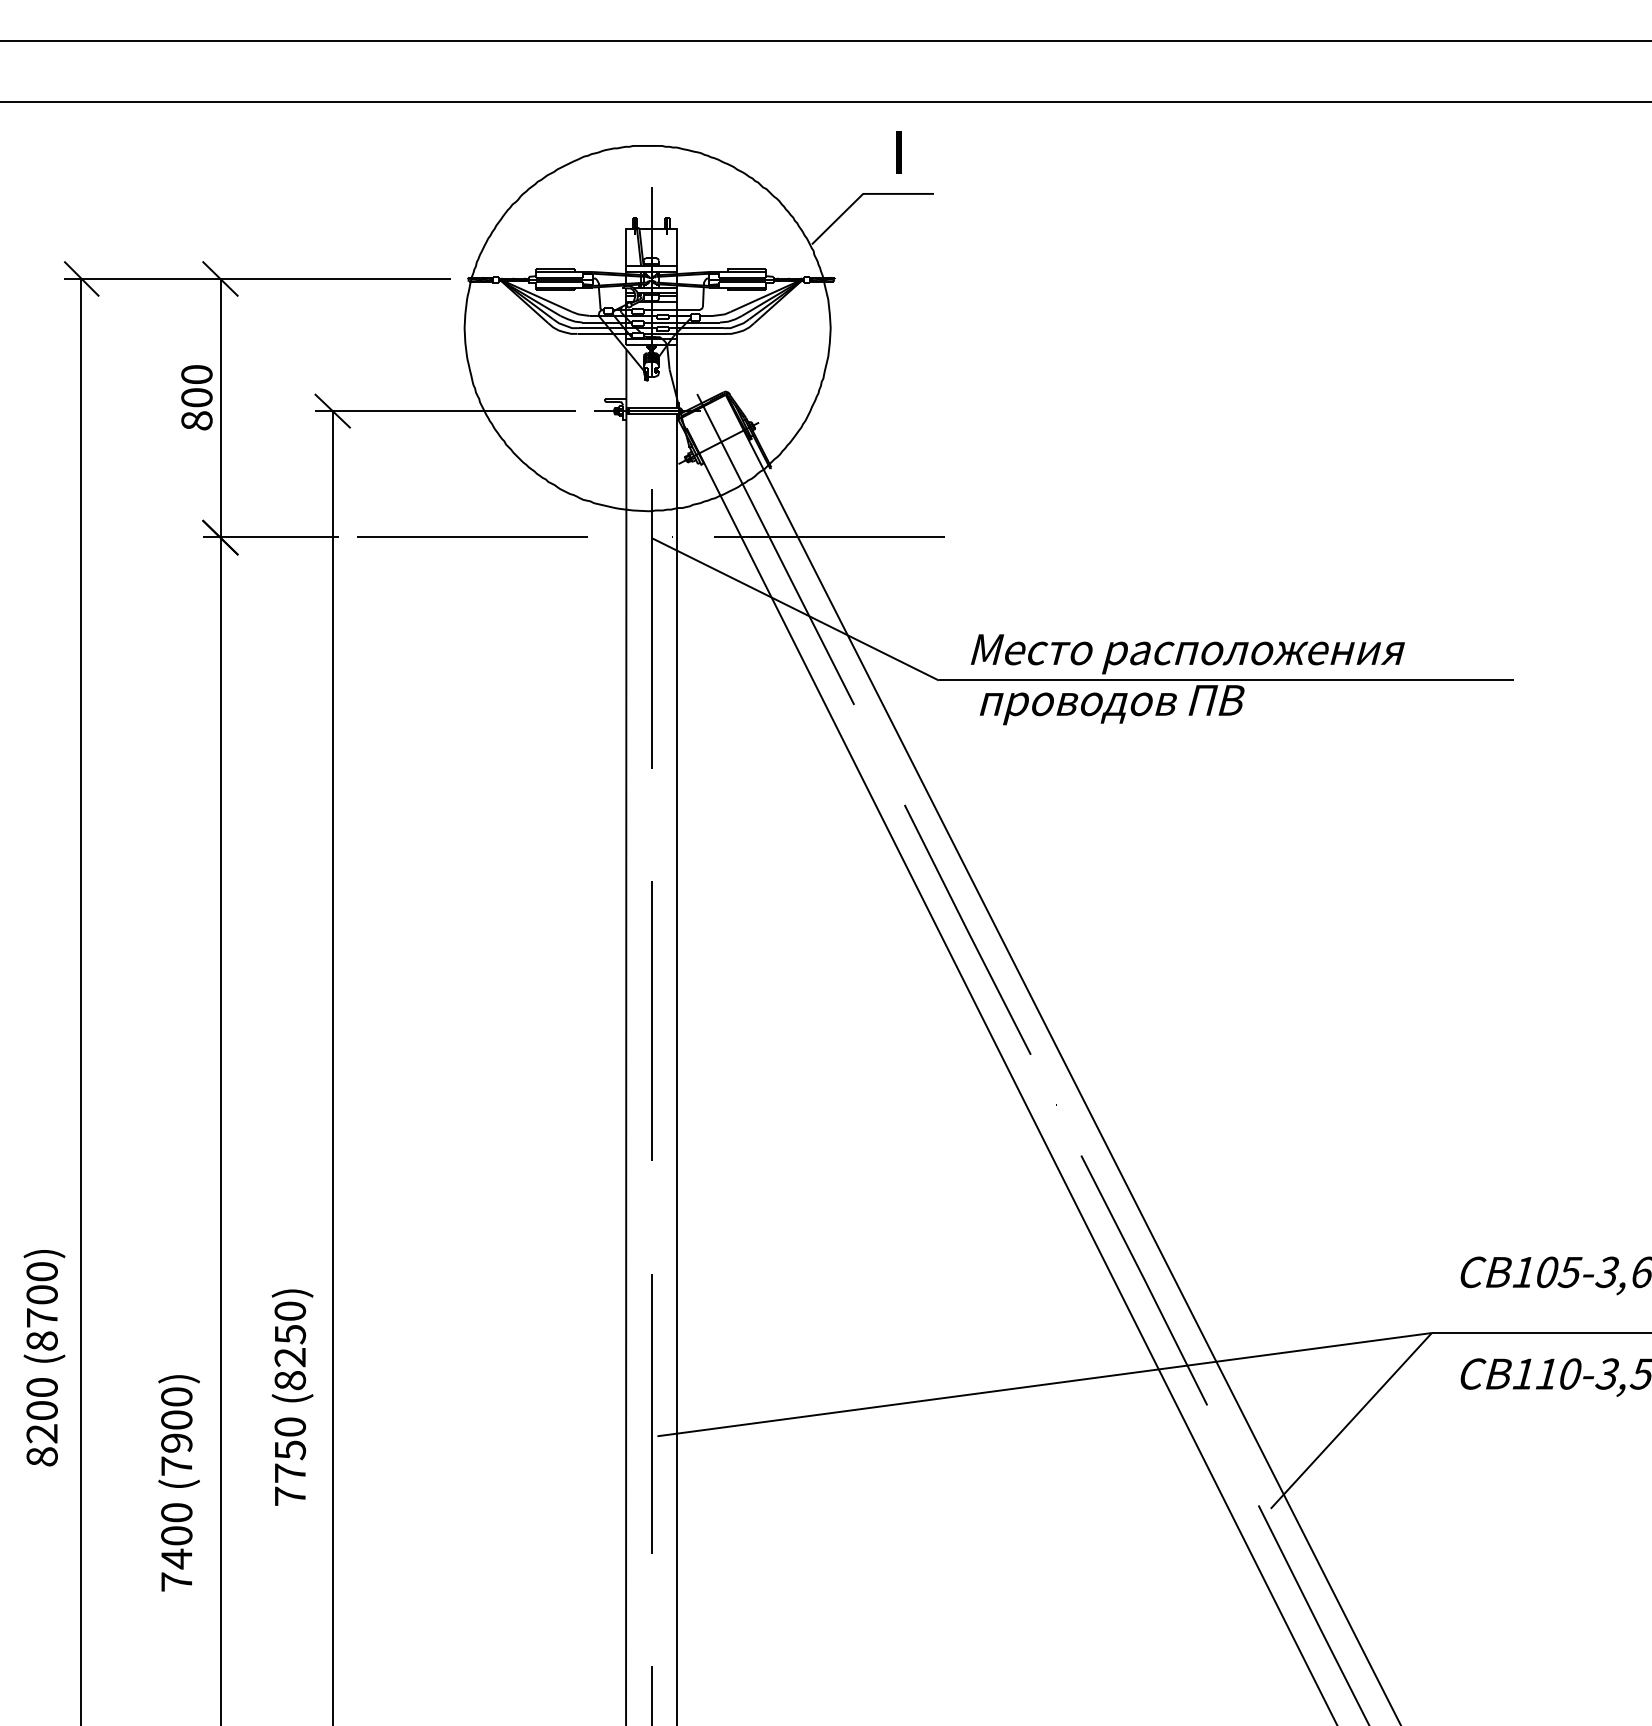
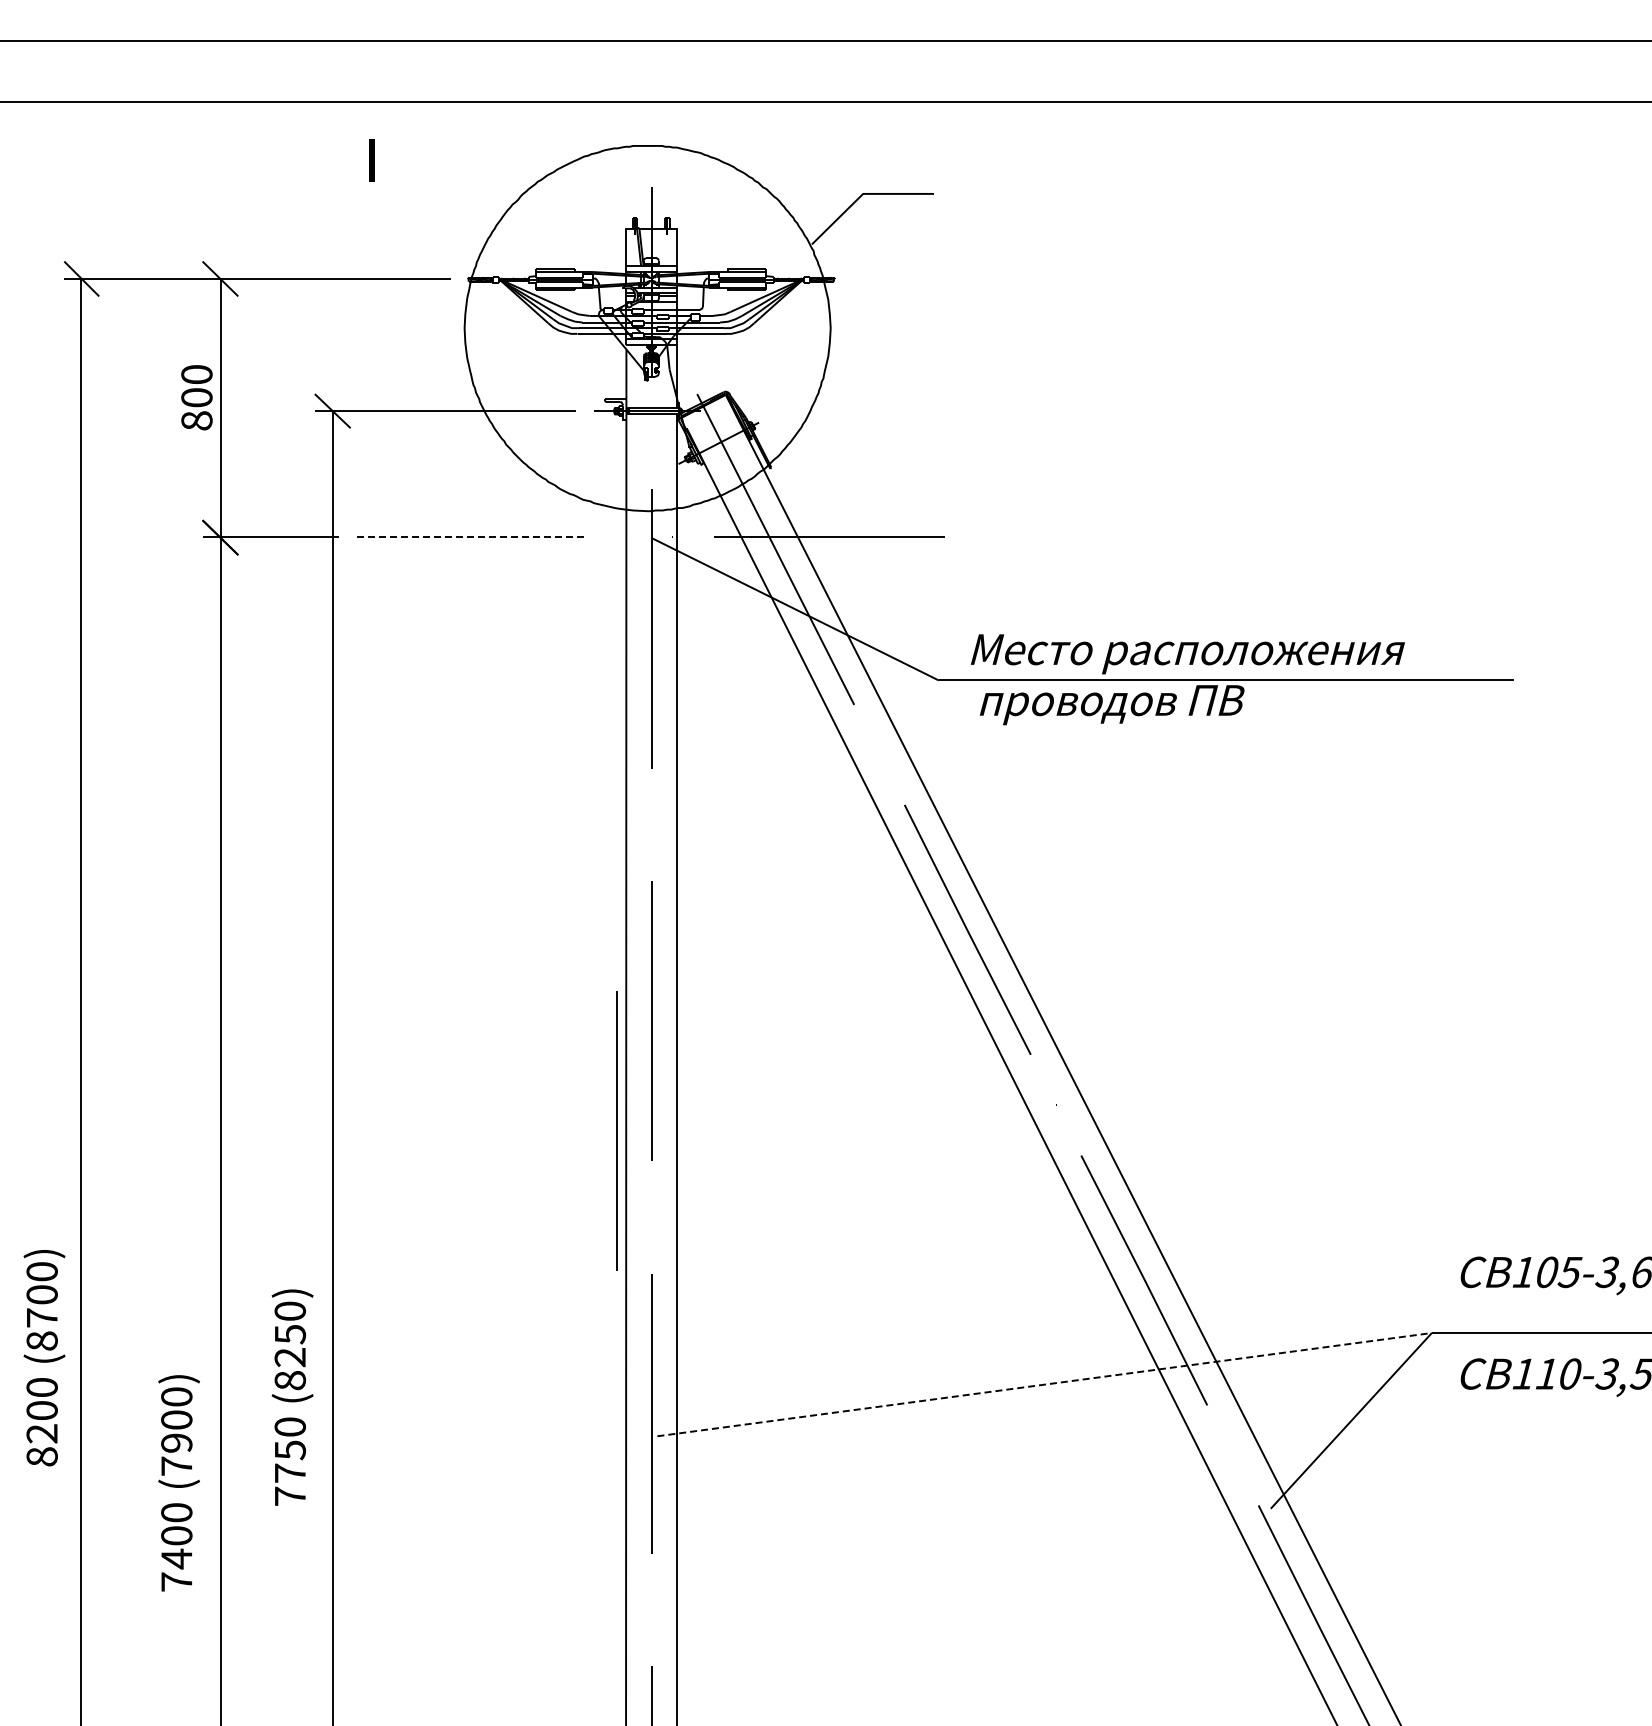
part position: (898, 152) -> (371, 160) (371, 160)
line: solid -> dashed (472, 537)
line: none -> present (616, 1130)
line: solid -> dashed (1044, 1384)
